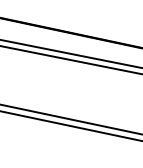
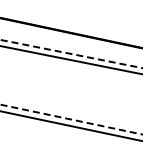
line: solid -> dashed (71, 54)
line: solid -> dashed (71, 119)
